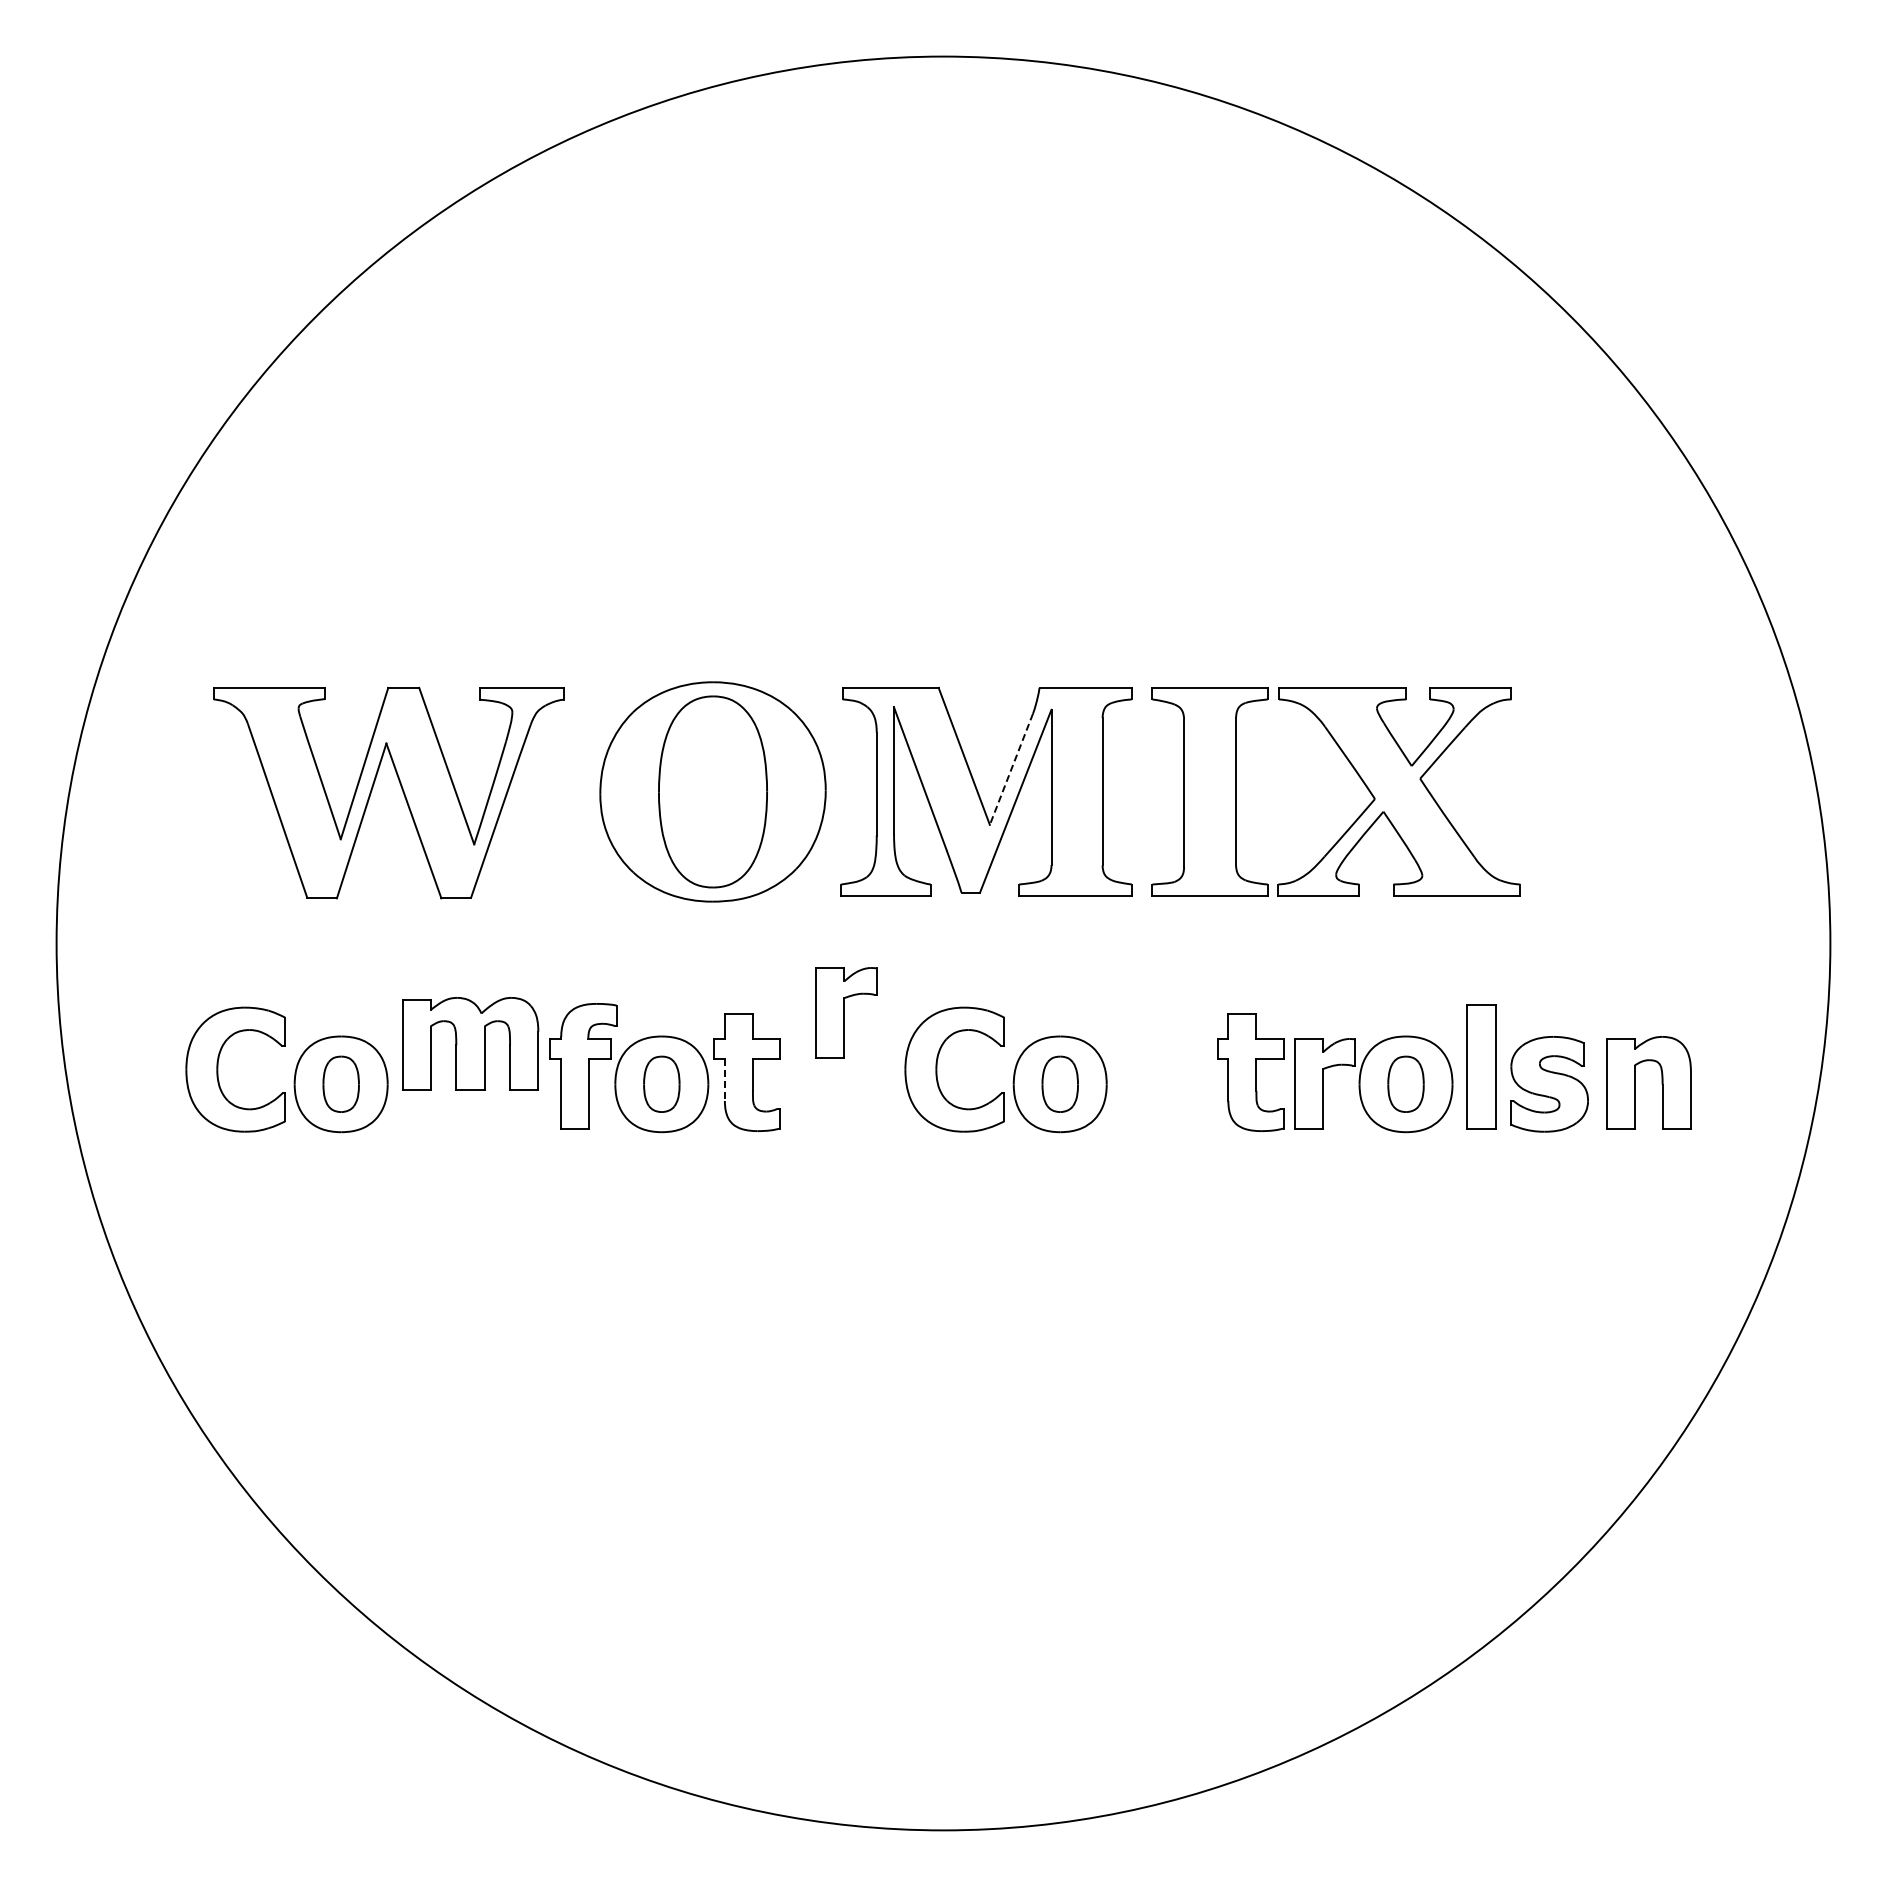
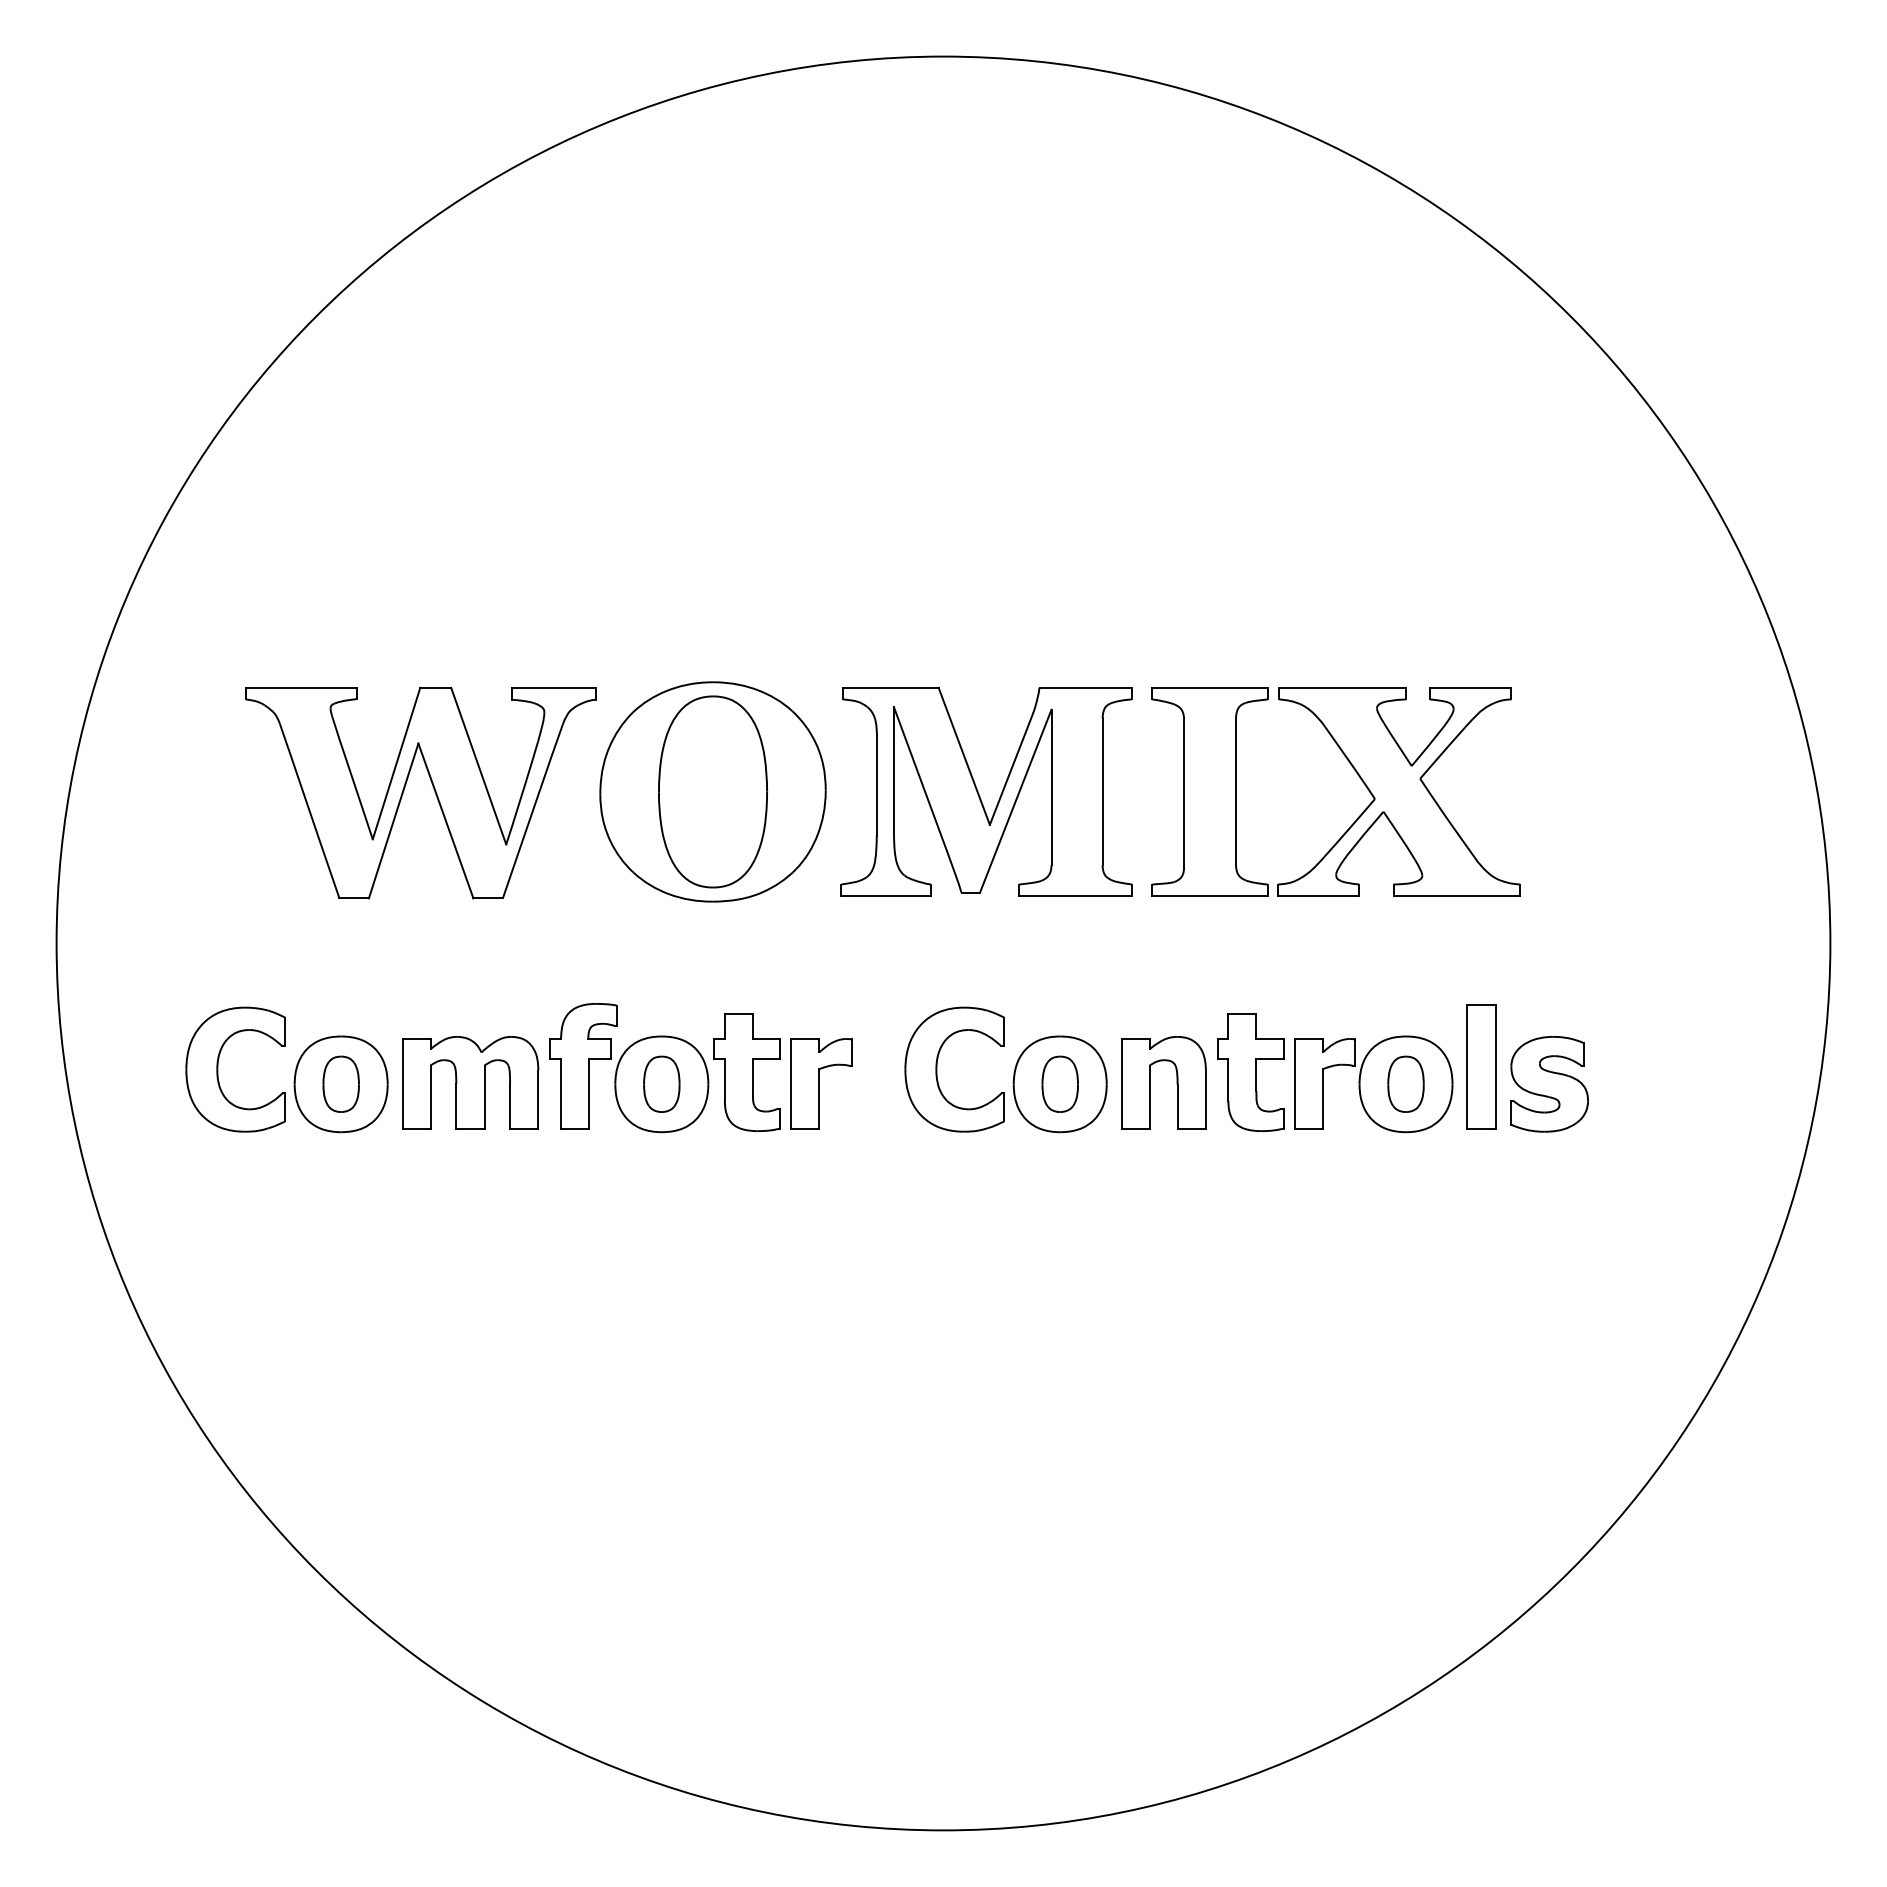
line: dashed -> solid (1011, 769)
part position: (401, 789) -> (433, 789) (433, 789)
part position: (846, 1012) -> (821, 1083) (821, 1083)
part position: (470, 1043) -> (470, 1082) (470, 1082)
line: dashed -> solid (724, 1080)
part position: (1635, 1082) -> (1150, 1082) (1150, 1082)
